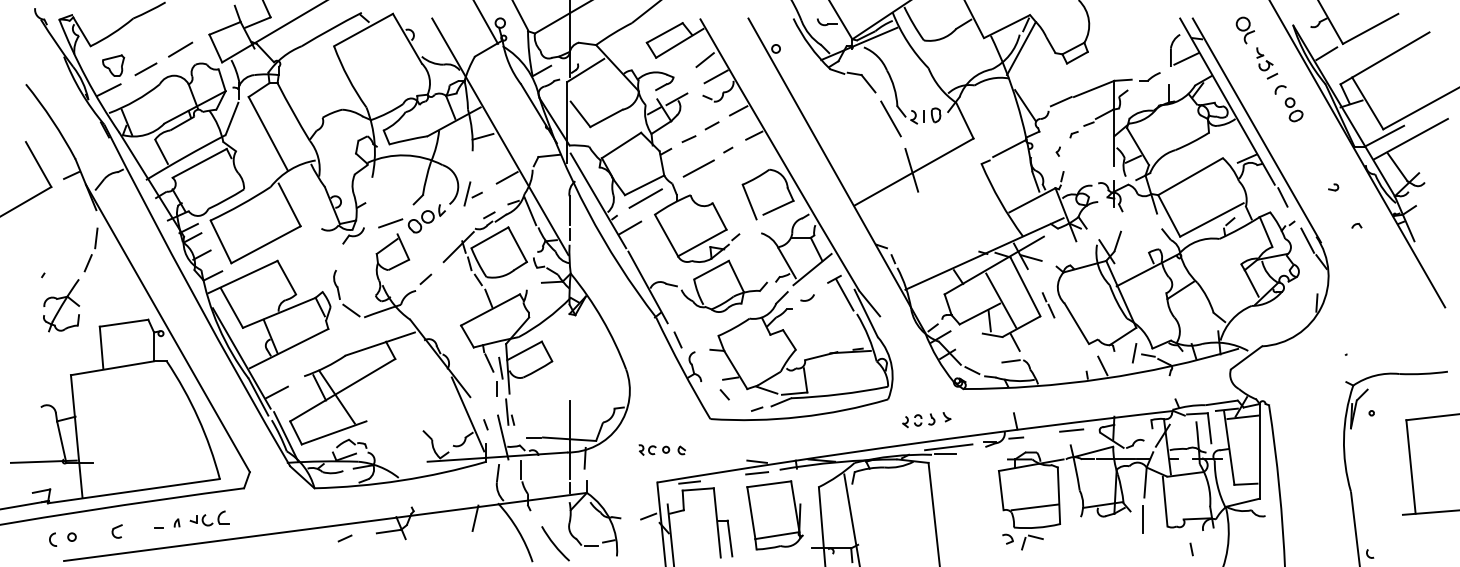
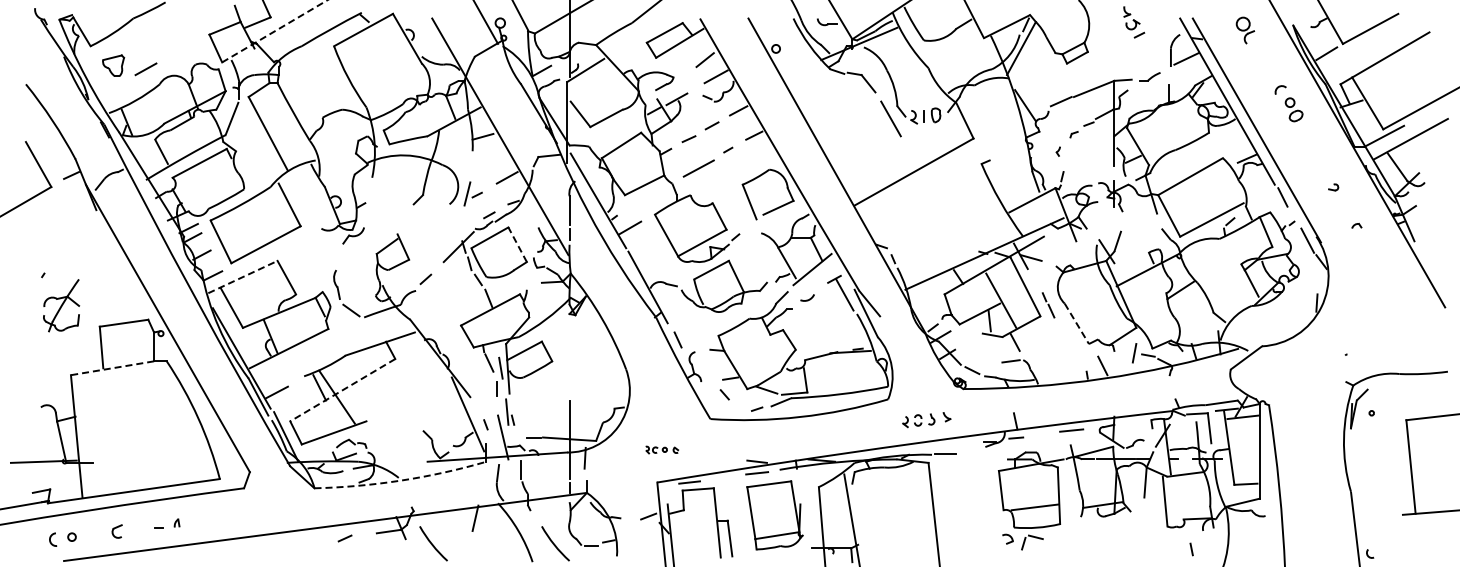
line: solid -> dashed (275, 31)
line: present -> none (180, 49)
part position: (1267, 63) -> (1134, 22) (1134, 22)
line: present -> none (108, 89)
line: present -> none (1009, 148)
line: present -> none (911, 169)
line: present -> none (645, 198)
line: present -> none (530, 211)
part: present -> none (411, 218)
line: solid -> dashed (517, 244)
part: present -> none (90, 249)
line: solid -> dashed (243, 276)
line: solid -> dashed (1076, 323)
line: solid -> dashed (112, 368)
line: solid -> dashed (342, 390)
line: present -> none (948, 447)
part size: 48x12 px -> 34x10 px (661, 449)
arc: solid -> dashed (401, 480)
part: present -> none (209, 518)
line: present -> none (1143, 519)
arc: none -> present (432, 543)
